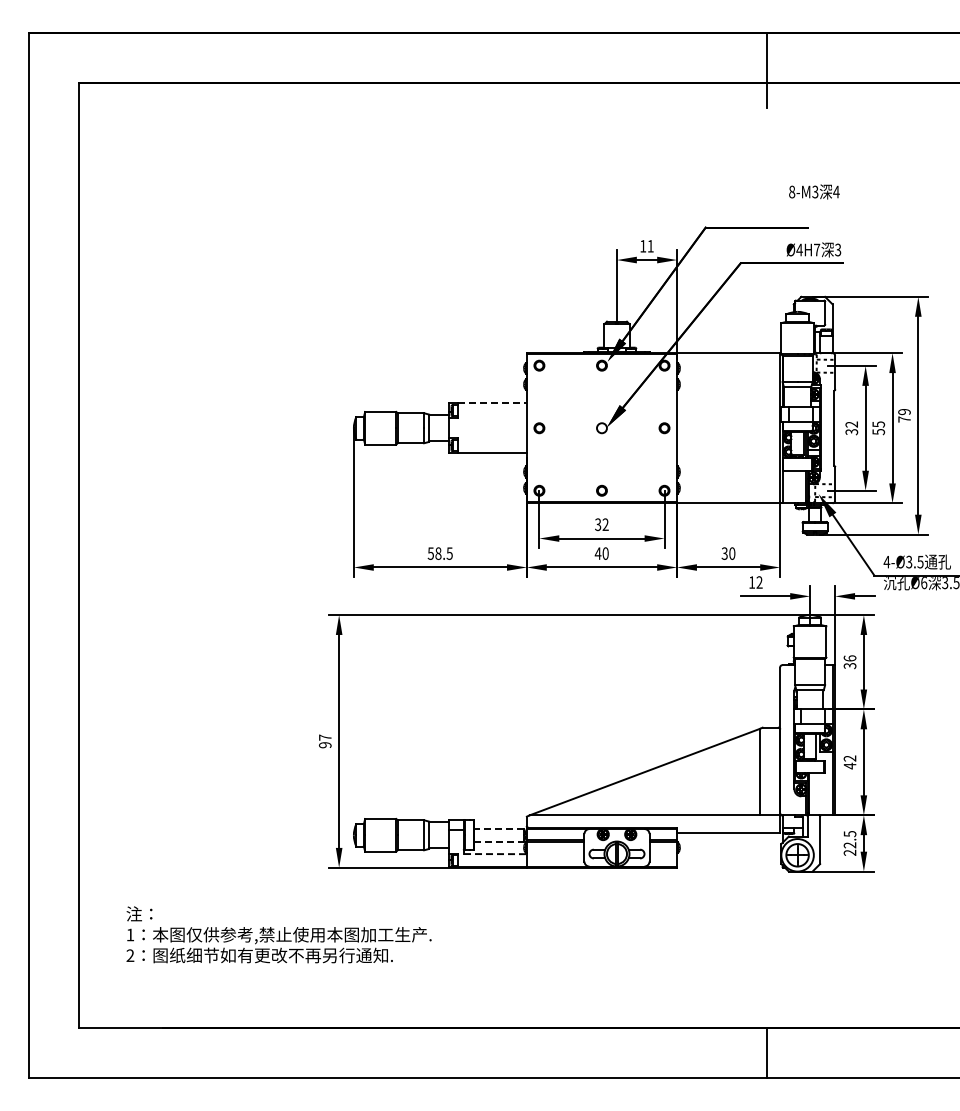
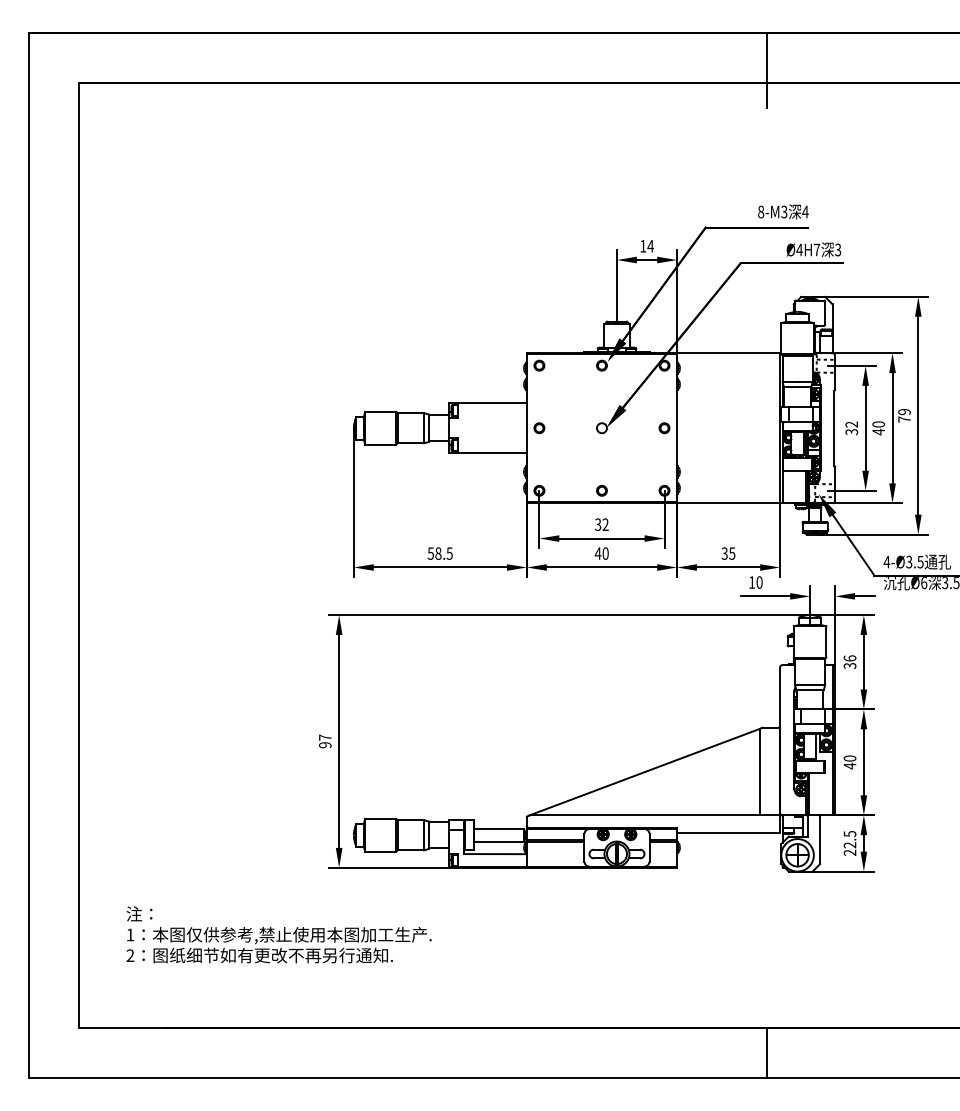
text position: (814, 191) -> (783, 211) (783, 211)
text: 11 -> 14 (650, 246)
line: dashed -> solid (492, 403)
text: 55 -> 40 (878, 428)
text: 30 -> 35 (732, 553)
text: 12 -> 10 (759, 582)
text: 42 -> 40 (849, 758)
line: dashed -> solid (499, 829)
line: dashed -> solid (499, 841)
line: dashed -> solid (495, 854)
